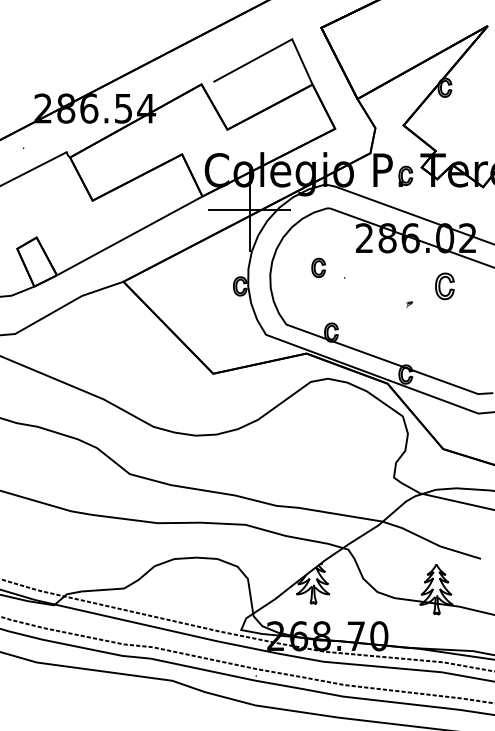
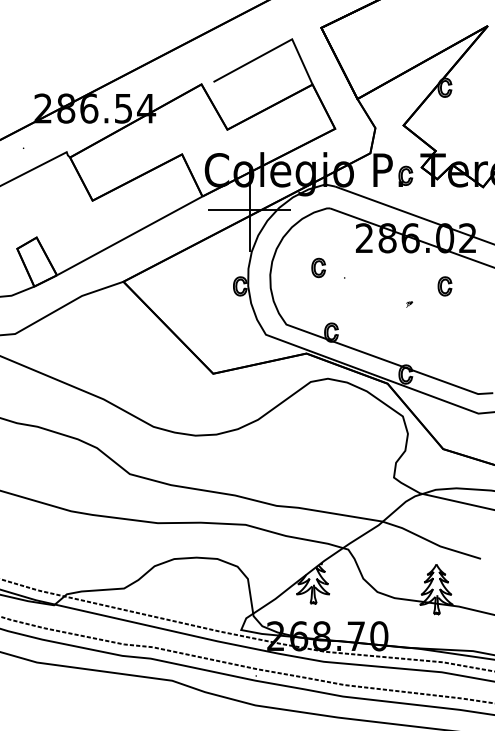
part size: 20x29 px -> 16x21 px (444, 286)
